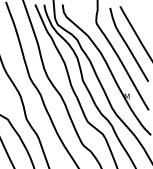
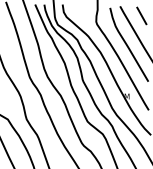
line: none -> present (141, 15)
